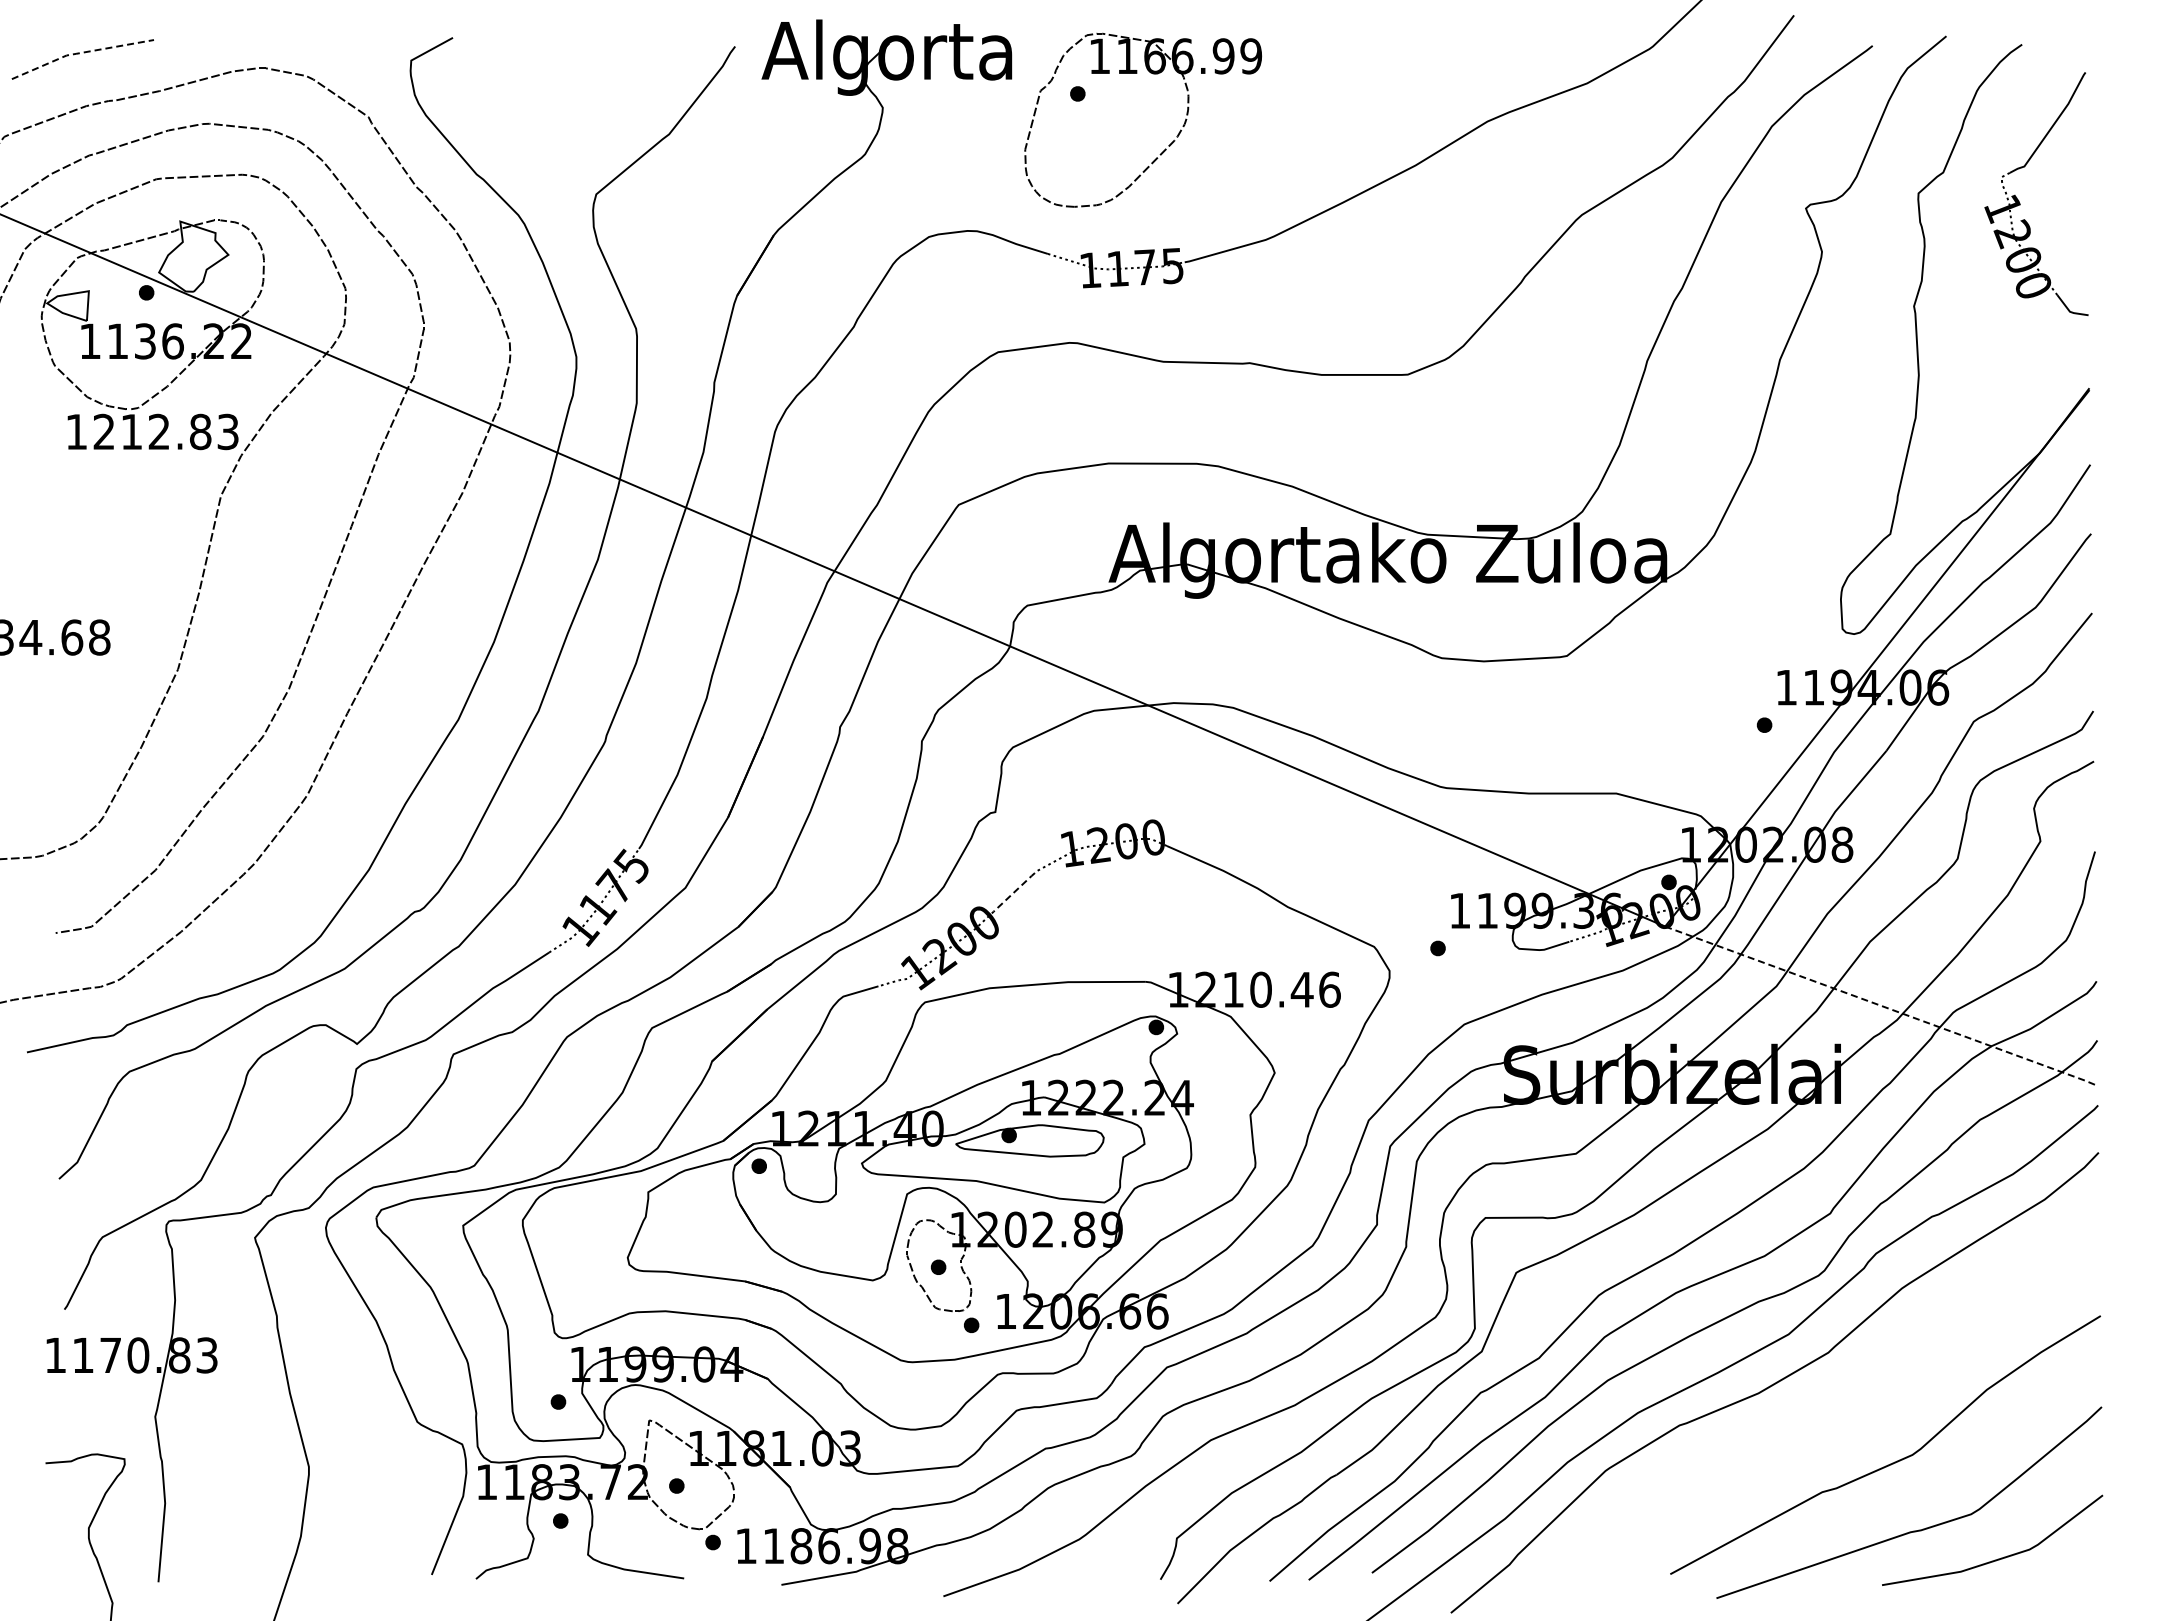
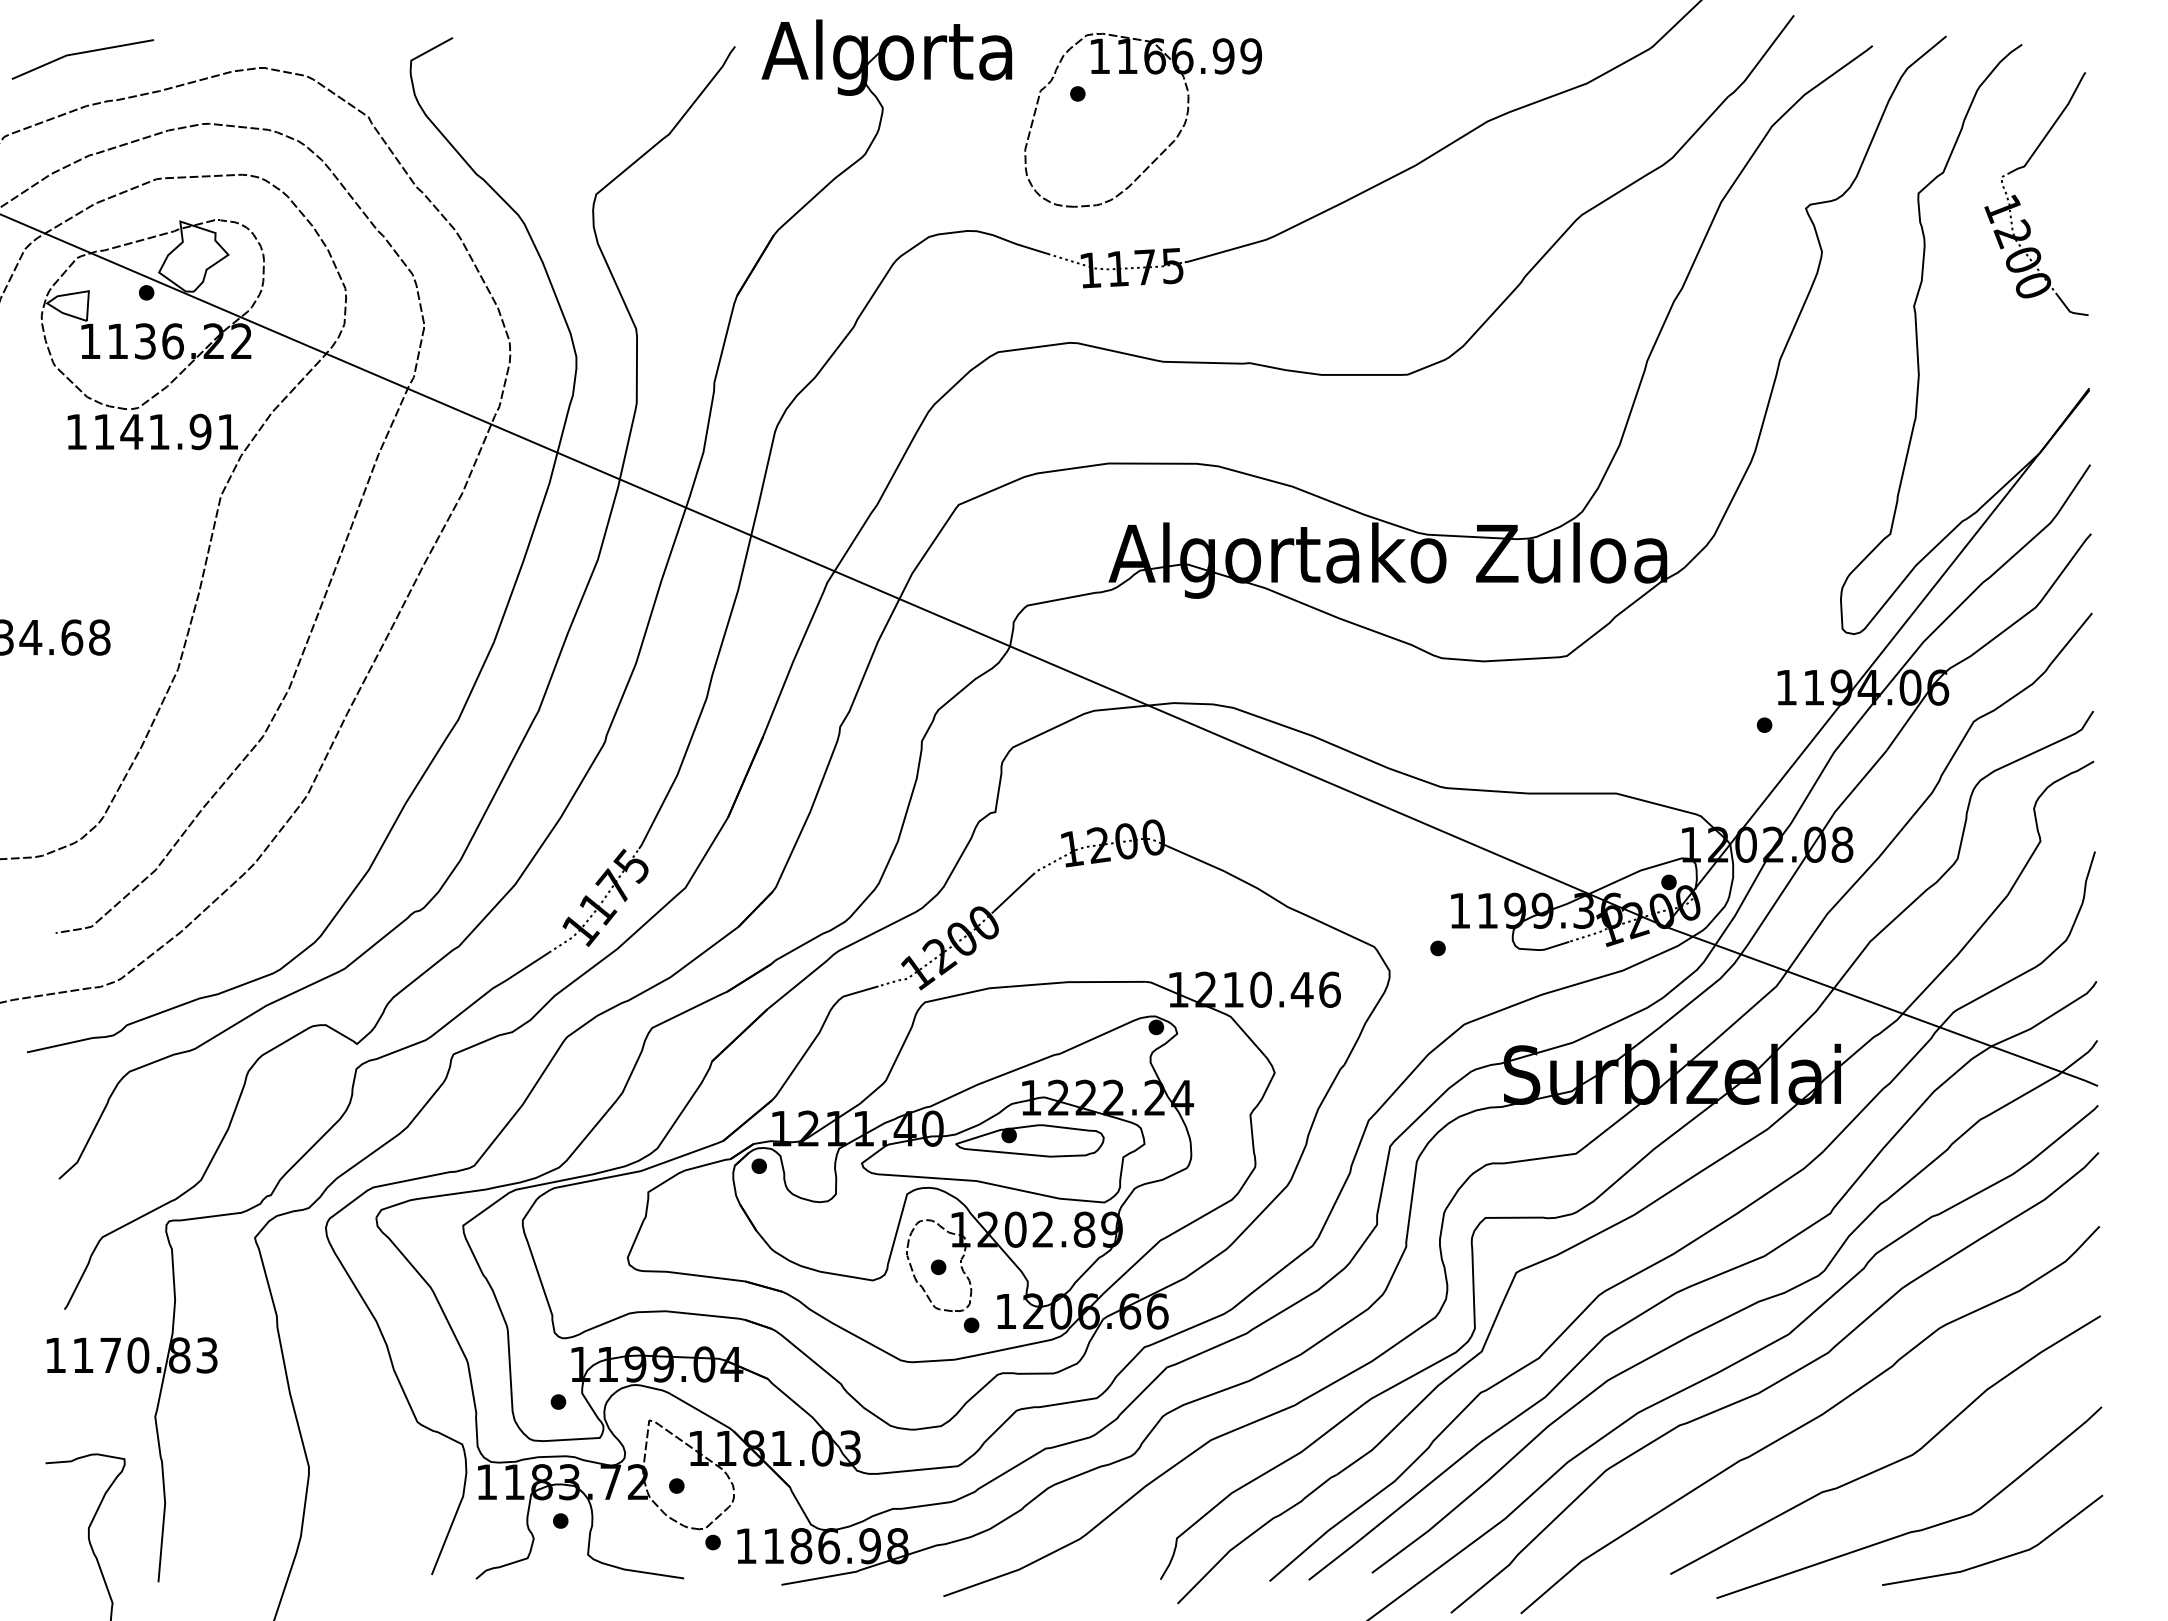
line: dashed -> solid (79, 53)
text: 1212.83 -> 1141.91 (165, 431)
line: dashed -> solid (1014, 892)
line: dashed -> solid (1882, 1006)
curve: none -> present (1809, 1420)
